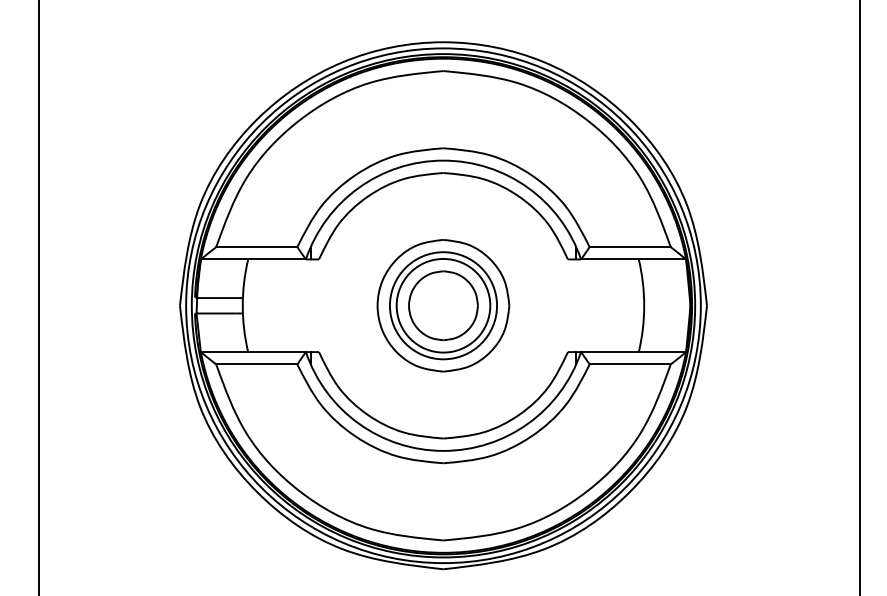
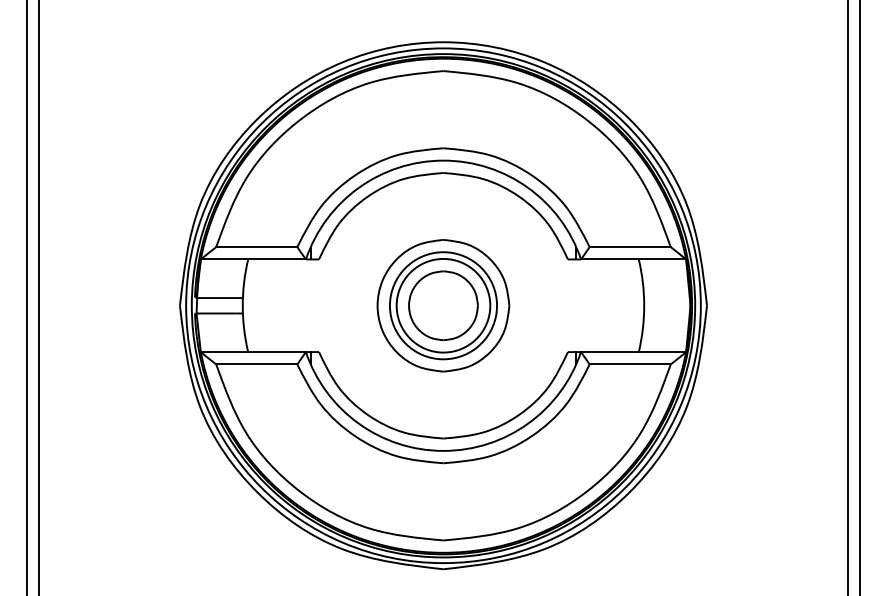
line: none -> present (26, 297)
line: none -> present (848, 297)
